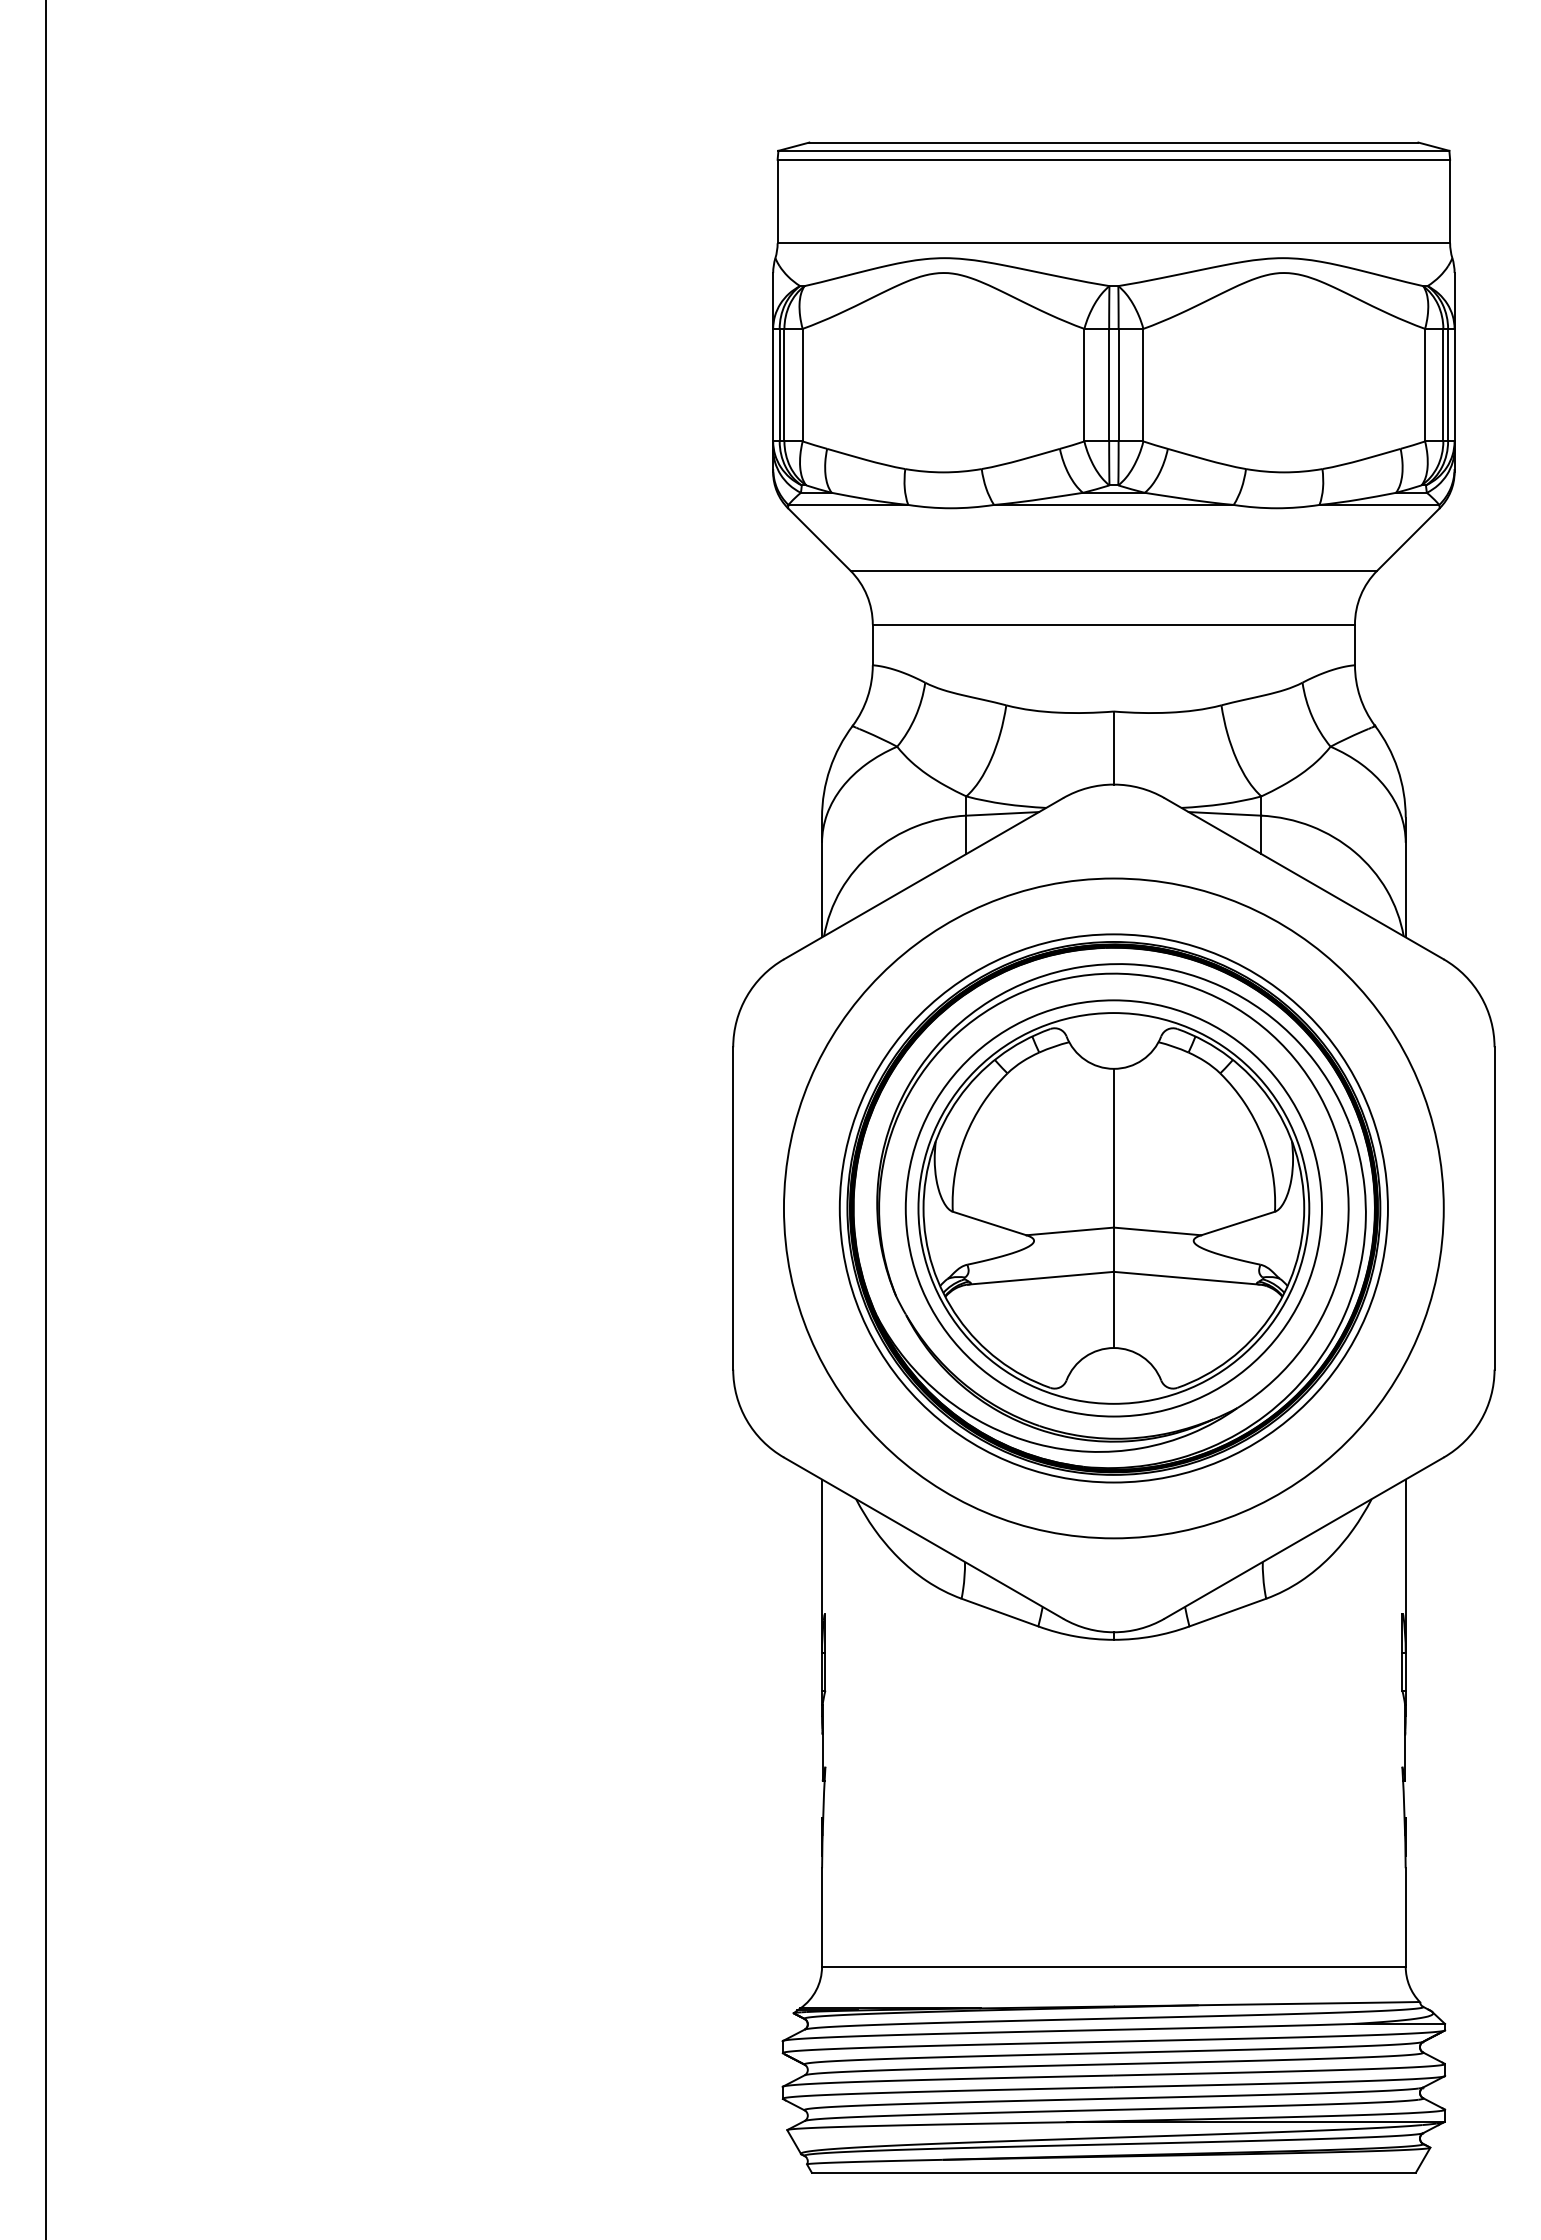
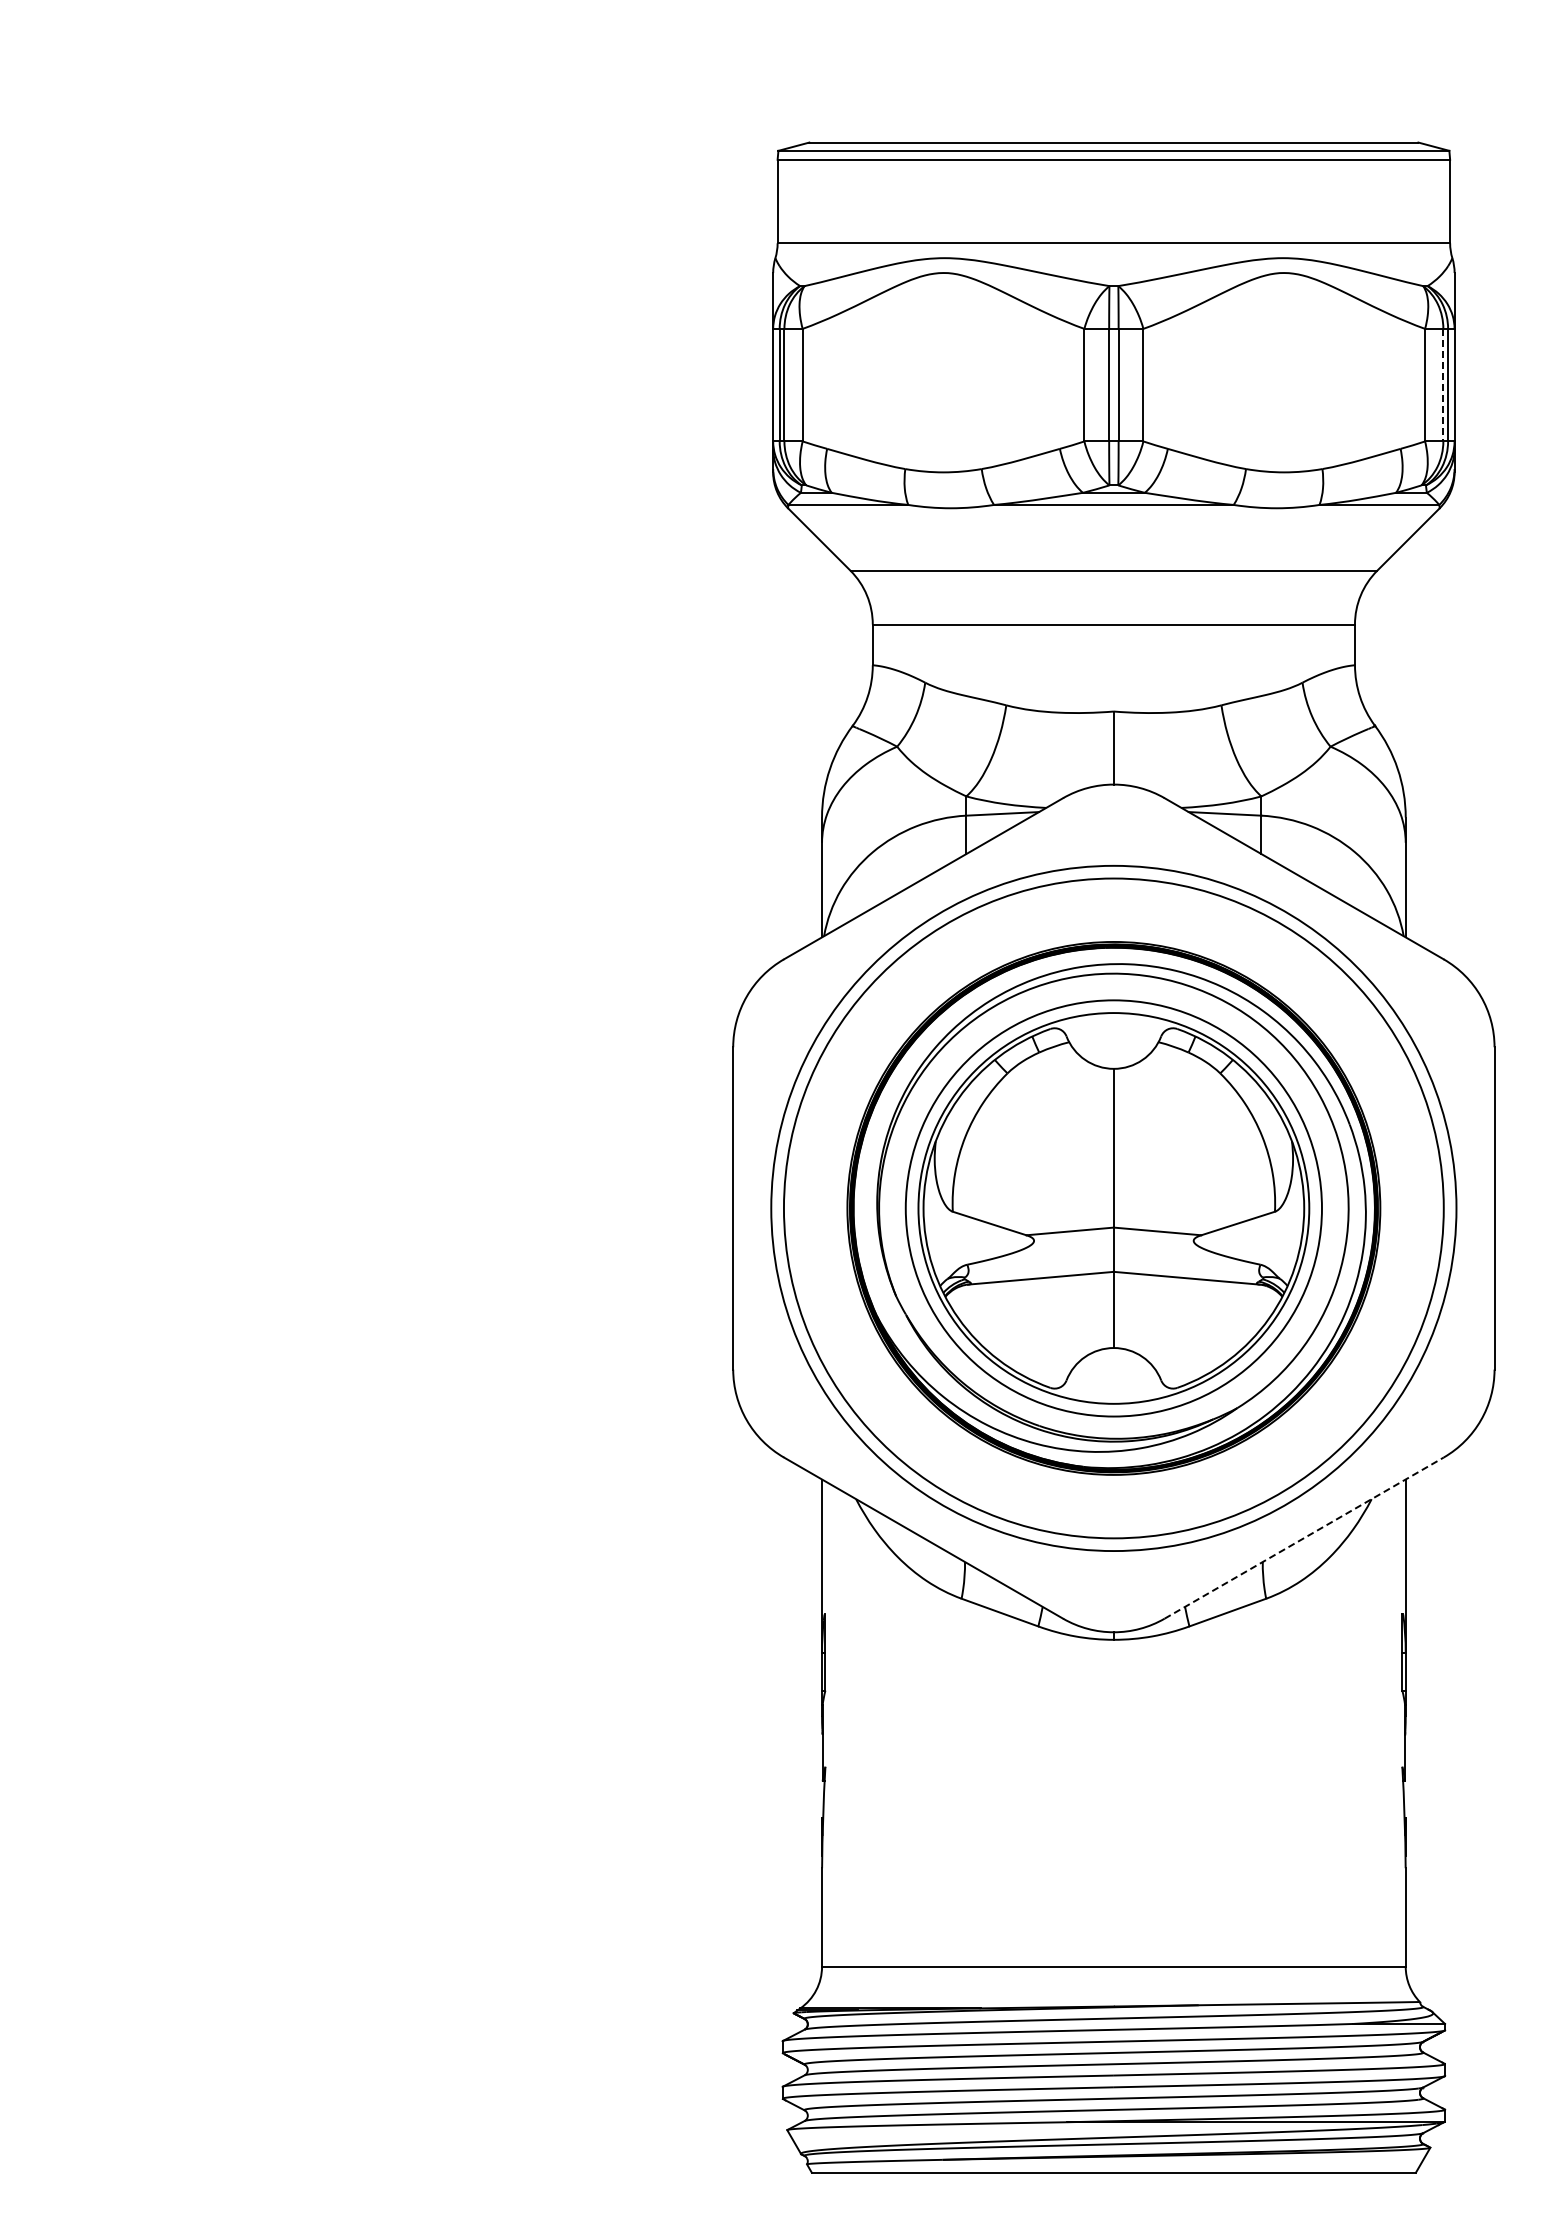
line: solid -> dashed (1443, 385)
line: present -> none (46, 1119)
circle diameter: 548 px -> 685 px (1113, 1208)
line: solid -> dashed (1304, 1537)
